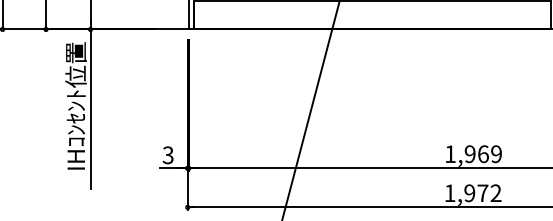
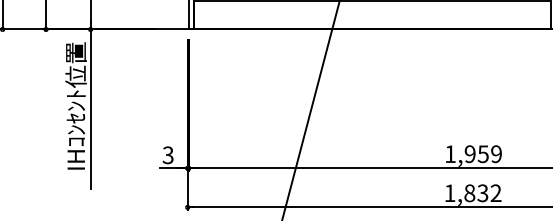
text: 1,969 -> 1,959 (482, 154)
text: 1,972 -> 1,832 (476, 193)
